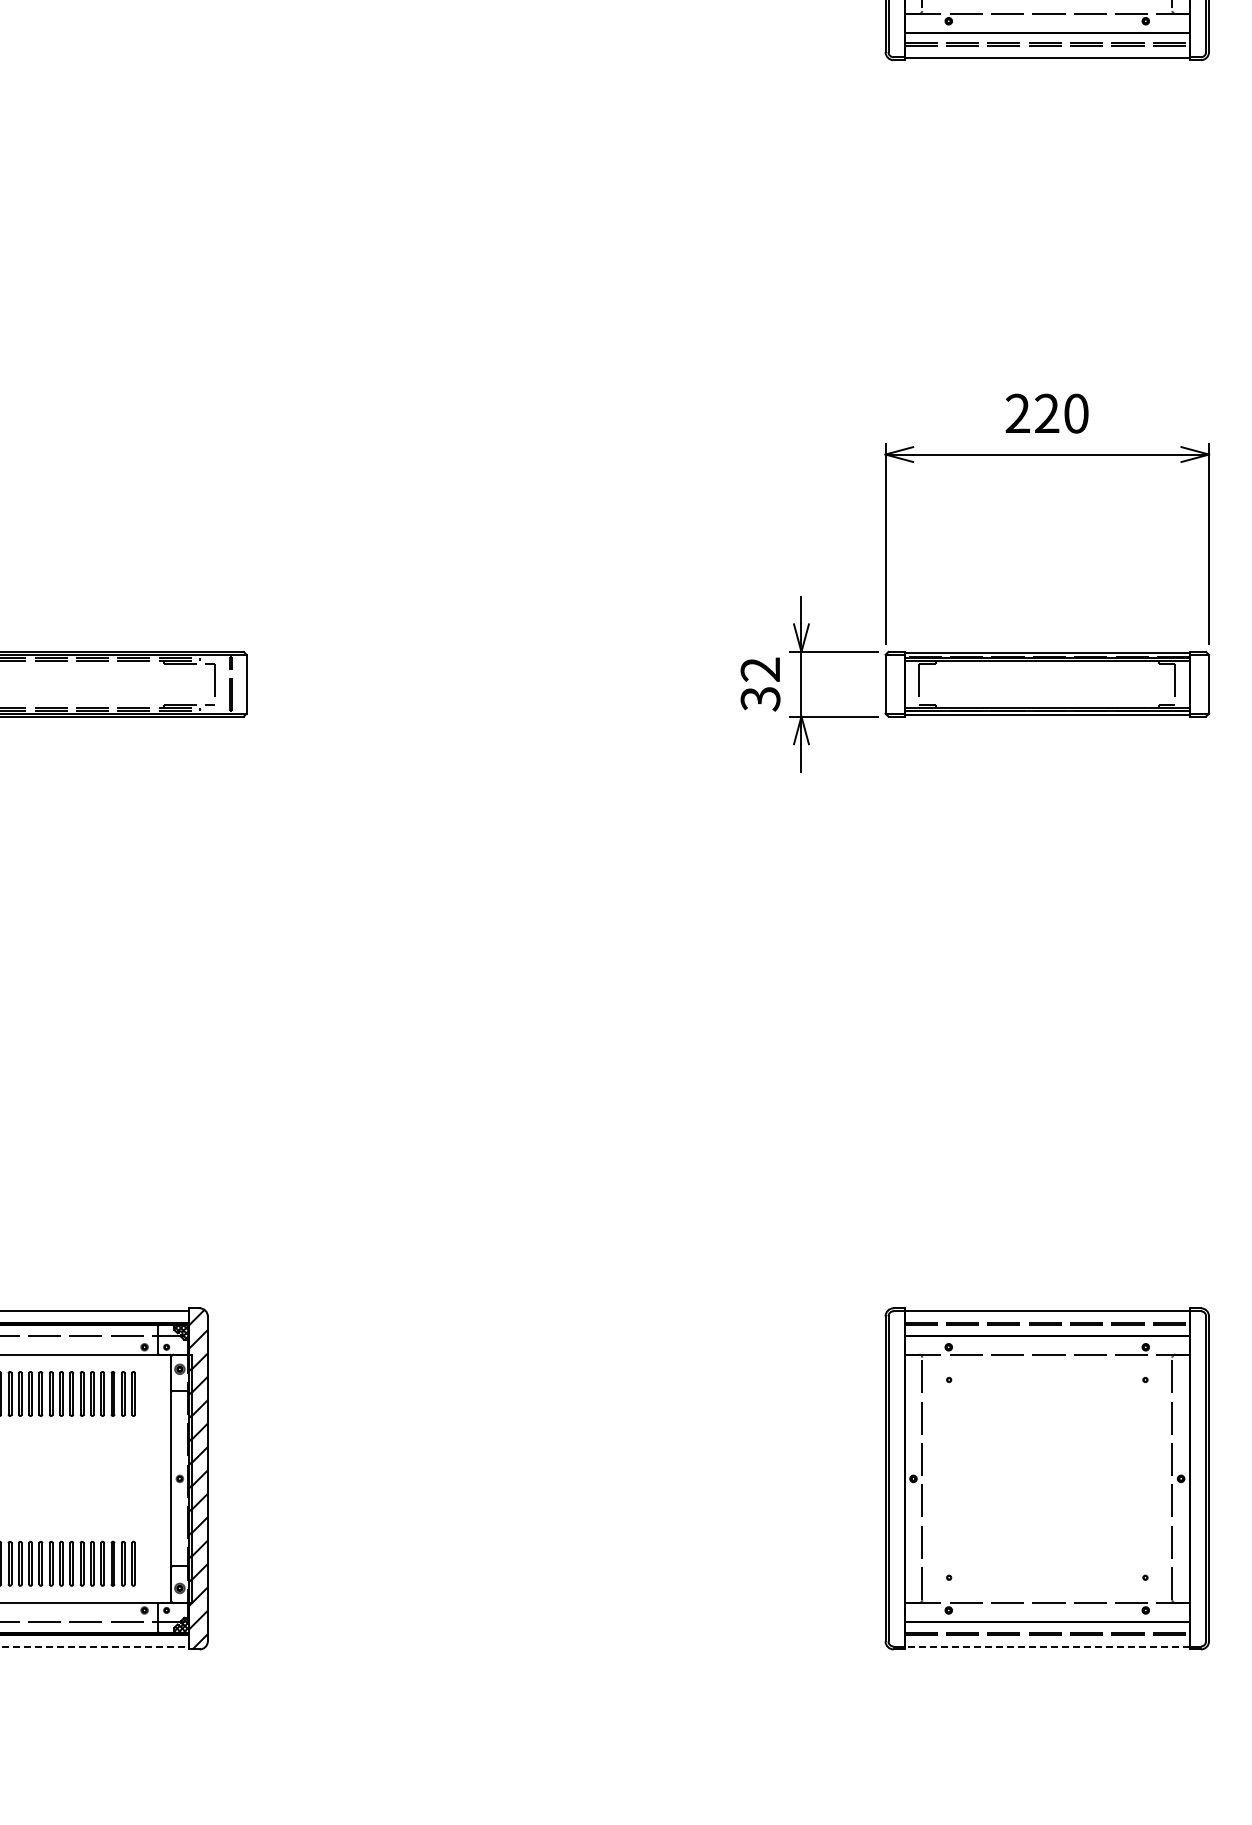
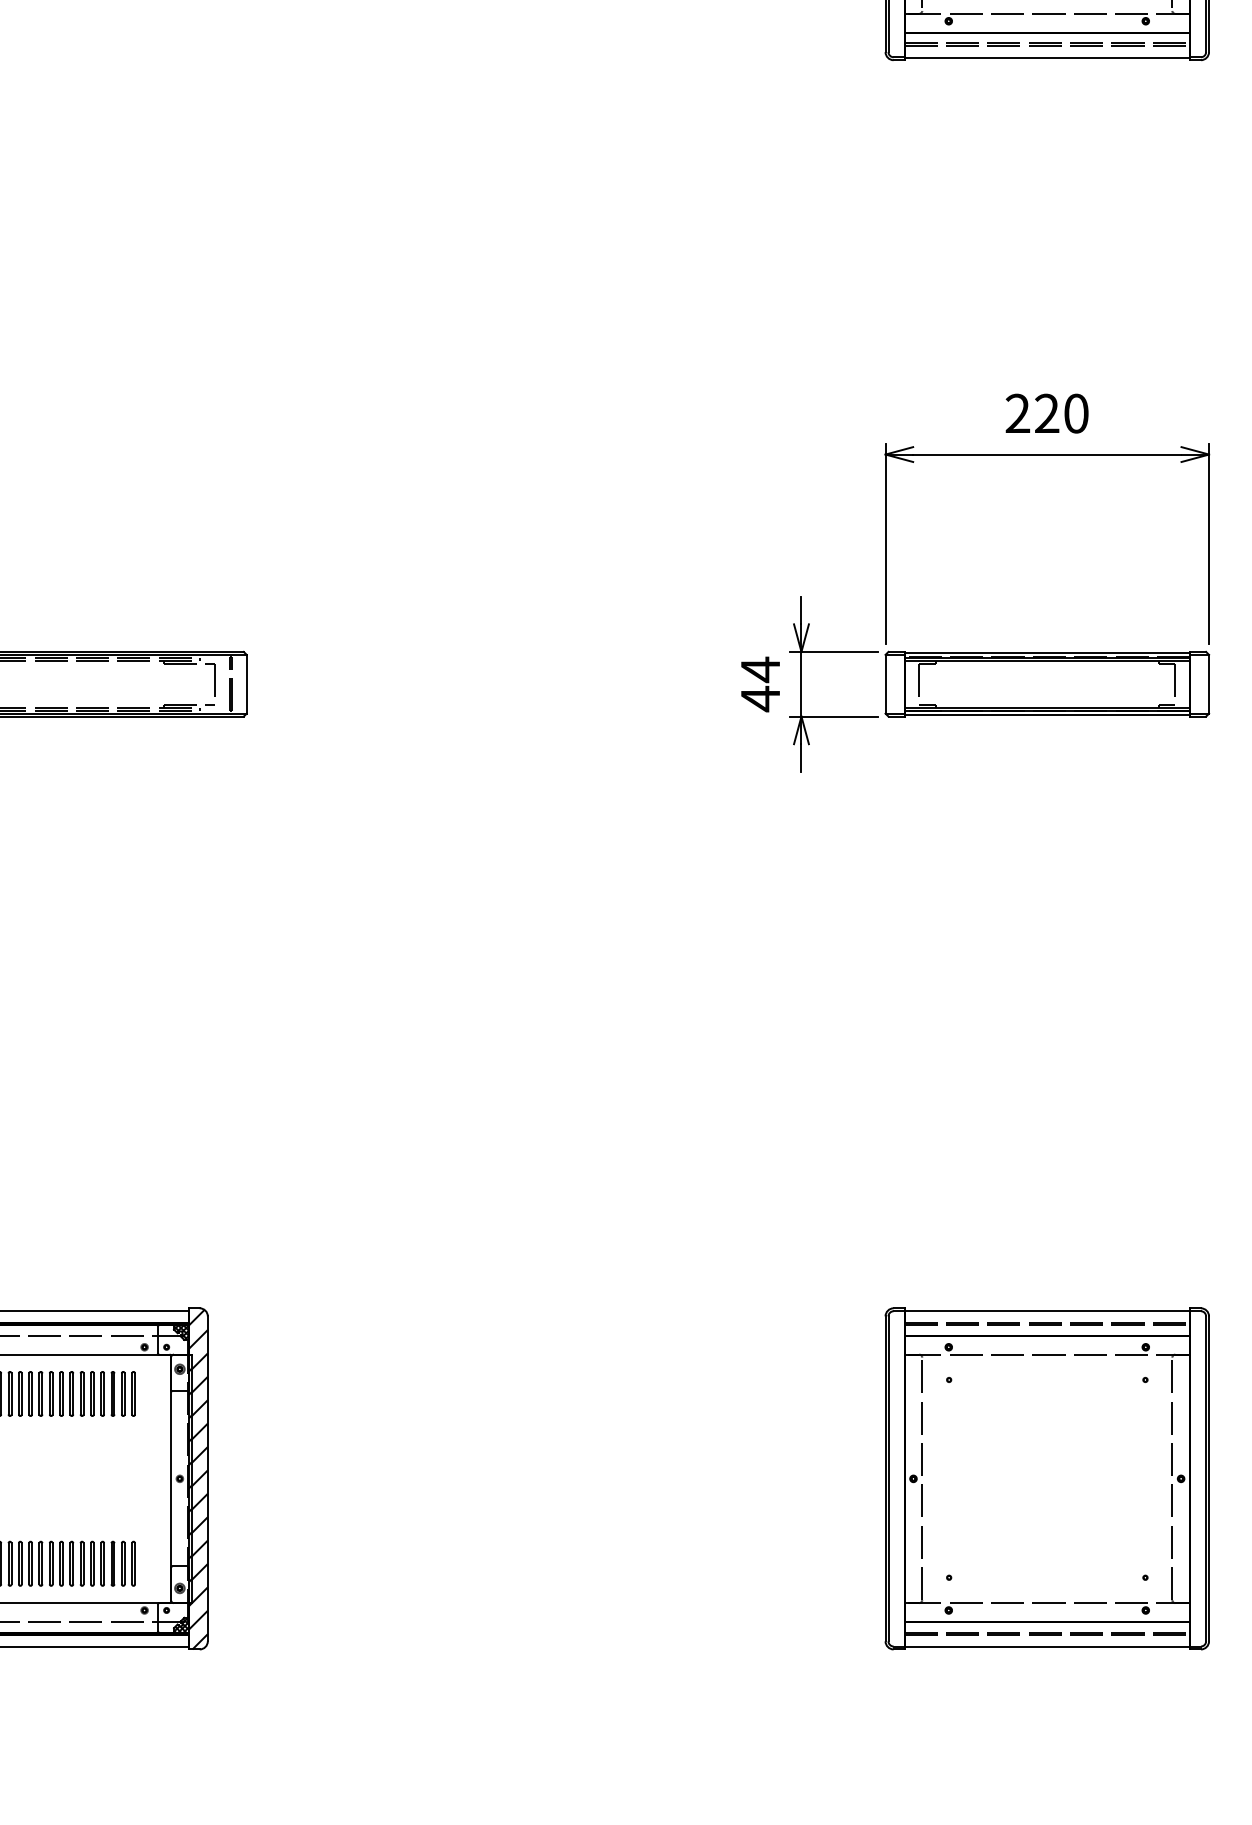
text: 32 -> 44 (760, 684)
line: dashed -> solid (94, 1647)
line: dashed -> solid (1047, 1647)
